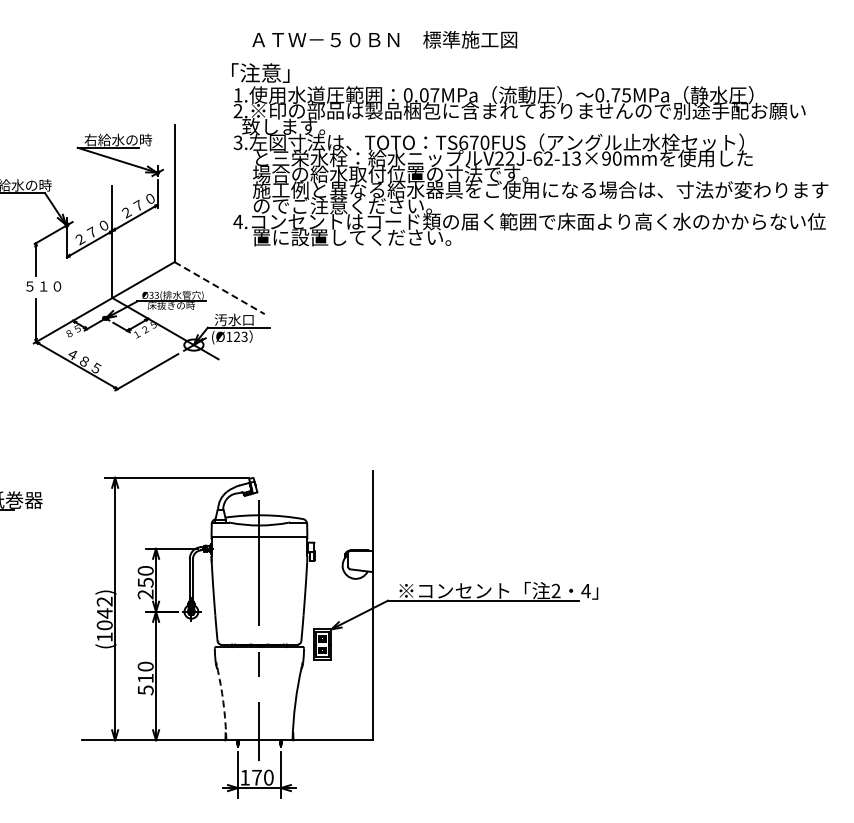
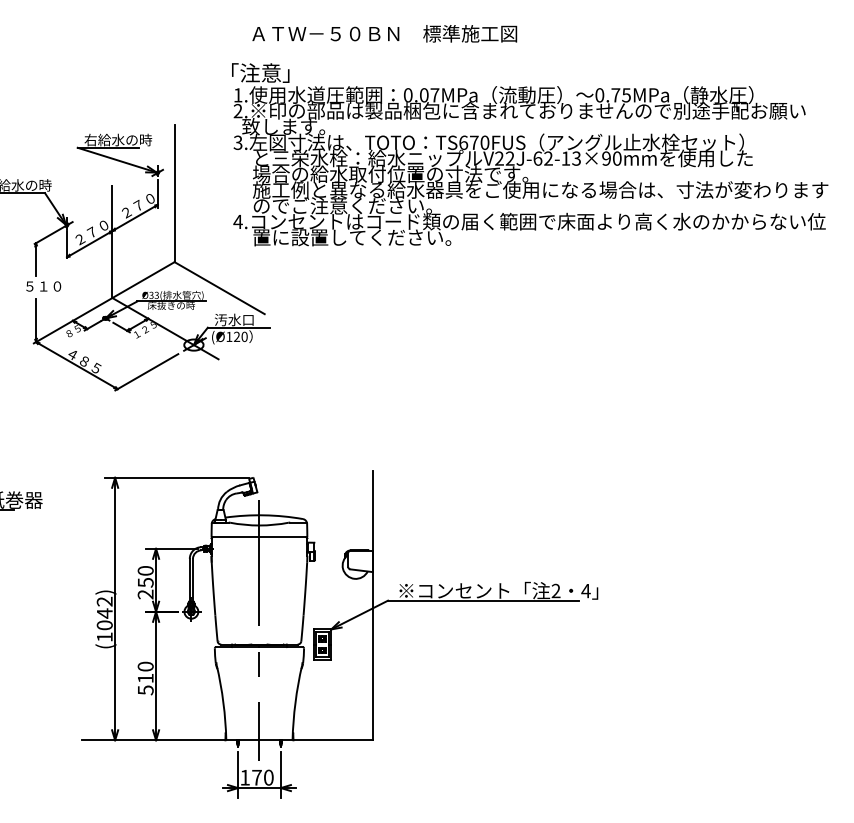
text position: (384, 39) -> (384, 33) (384, 33)
line: dashed -> solid (220, 288)
text: (Ø123 -> (Ø120 (244, 336)
arc: dashed -> solid (223, 702)
